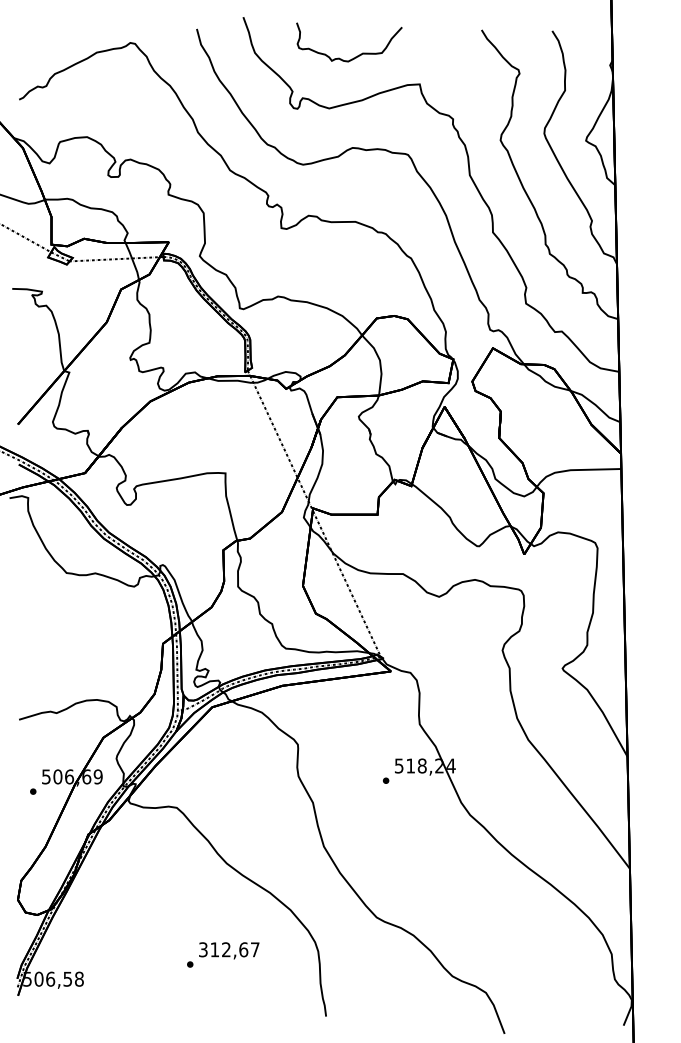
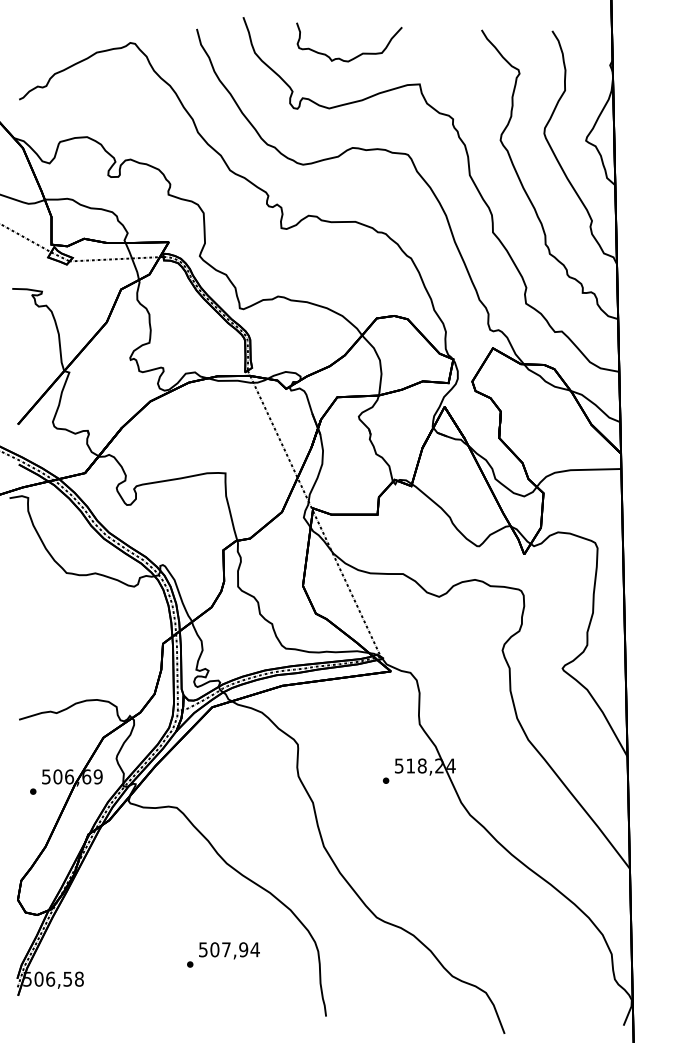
text: 312,67 -> 507,94 (229, 949)
